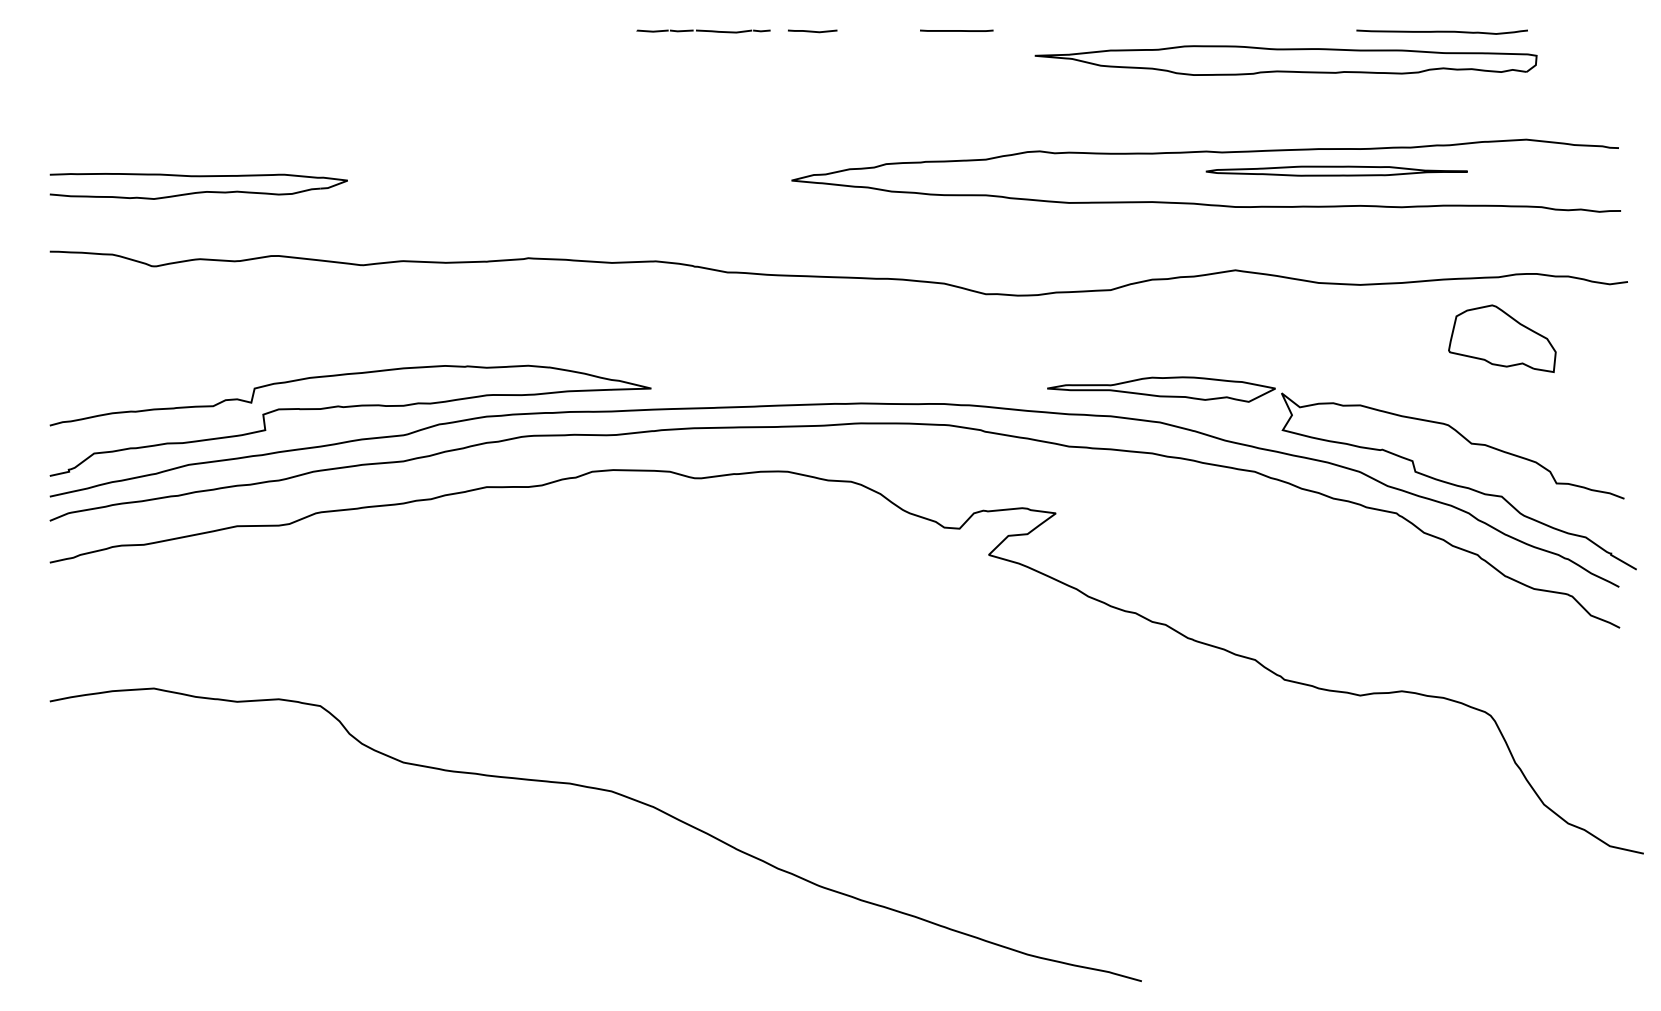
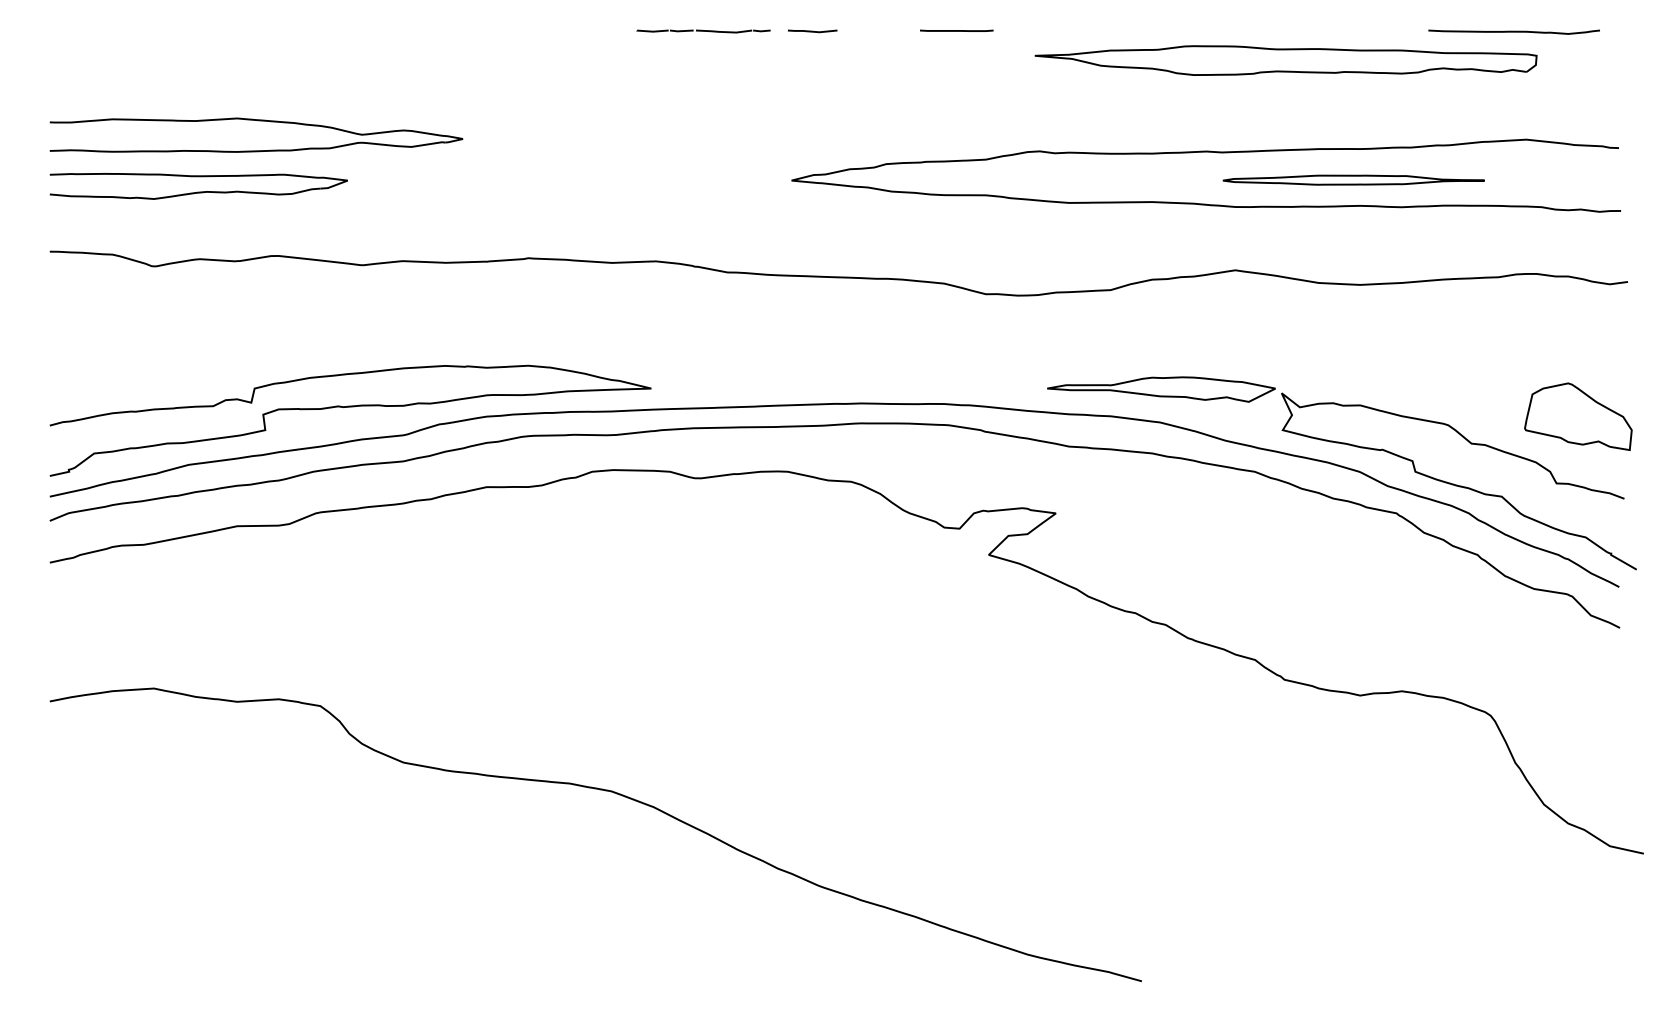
curve position: (1441, 31) -> (1513, 31) (1513, 31)
part: none -> present (257, 121)
part position: (1336, 170) -> (1353, 179) (1353, 179)
part position: (1502, 338) -> (1578, 416) (1578, 416)
